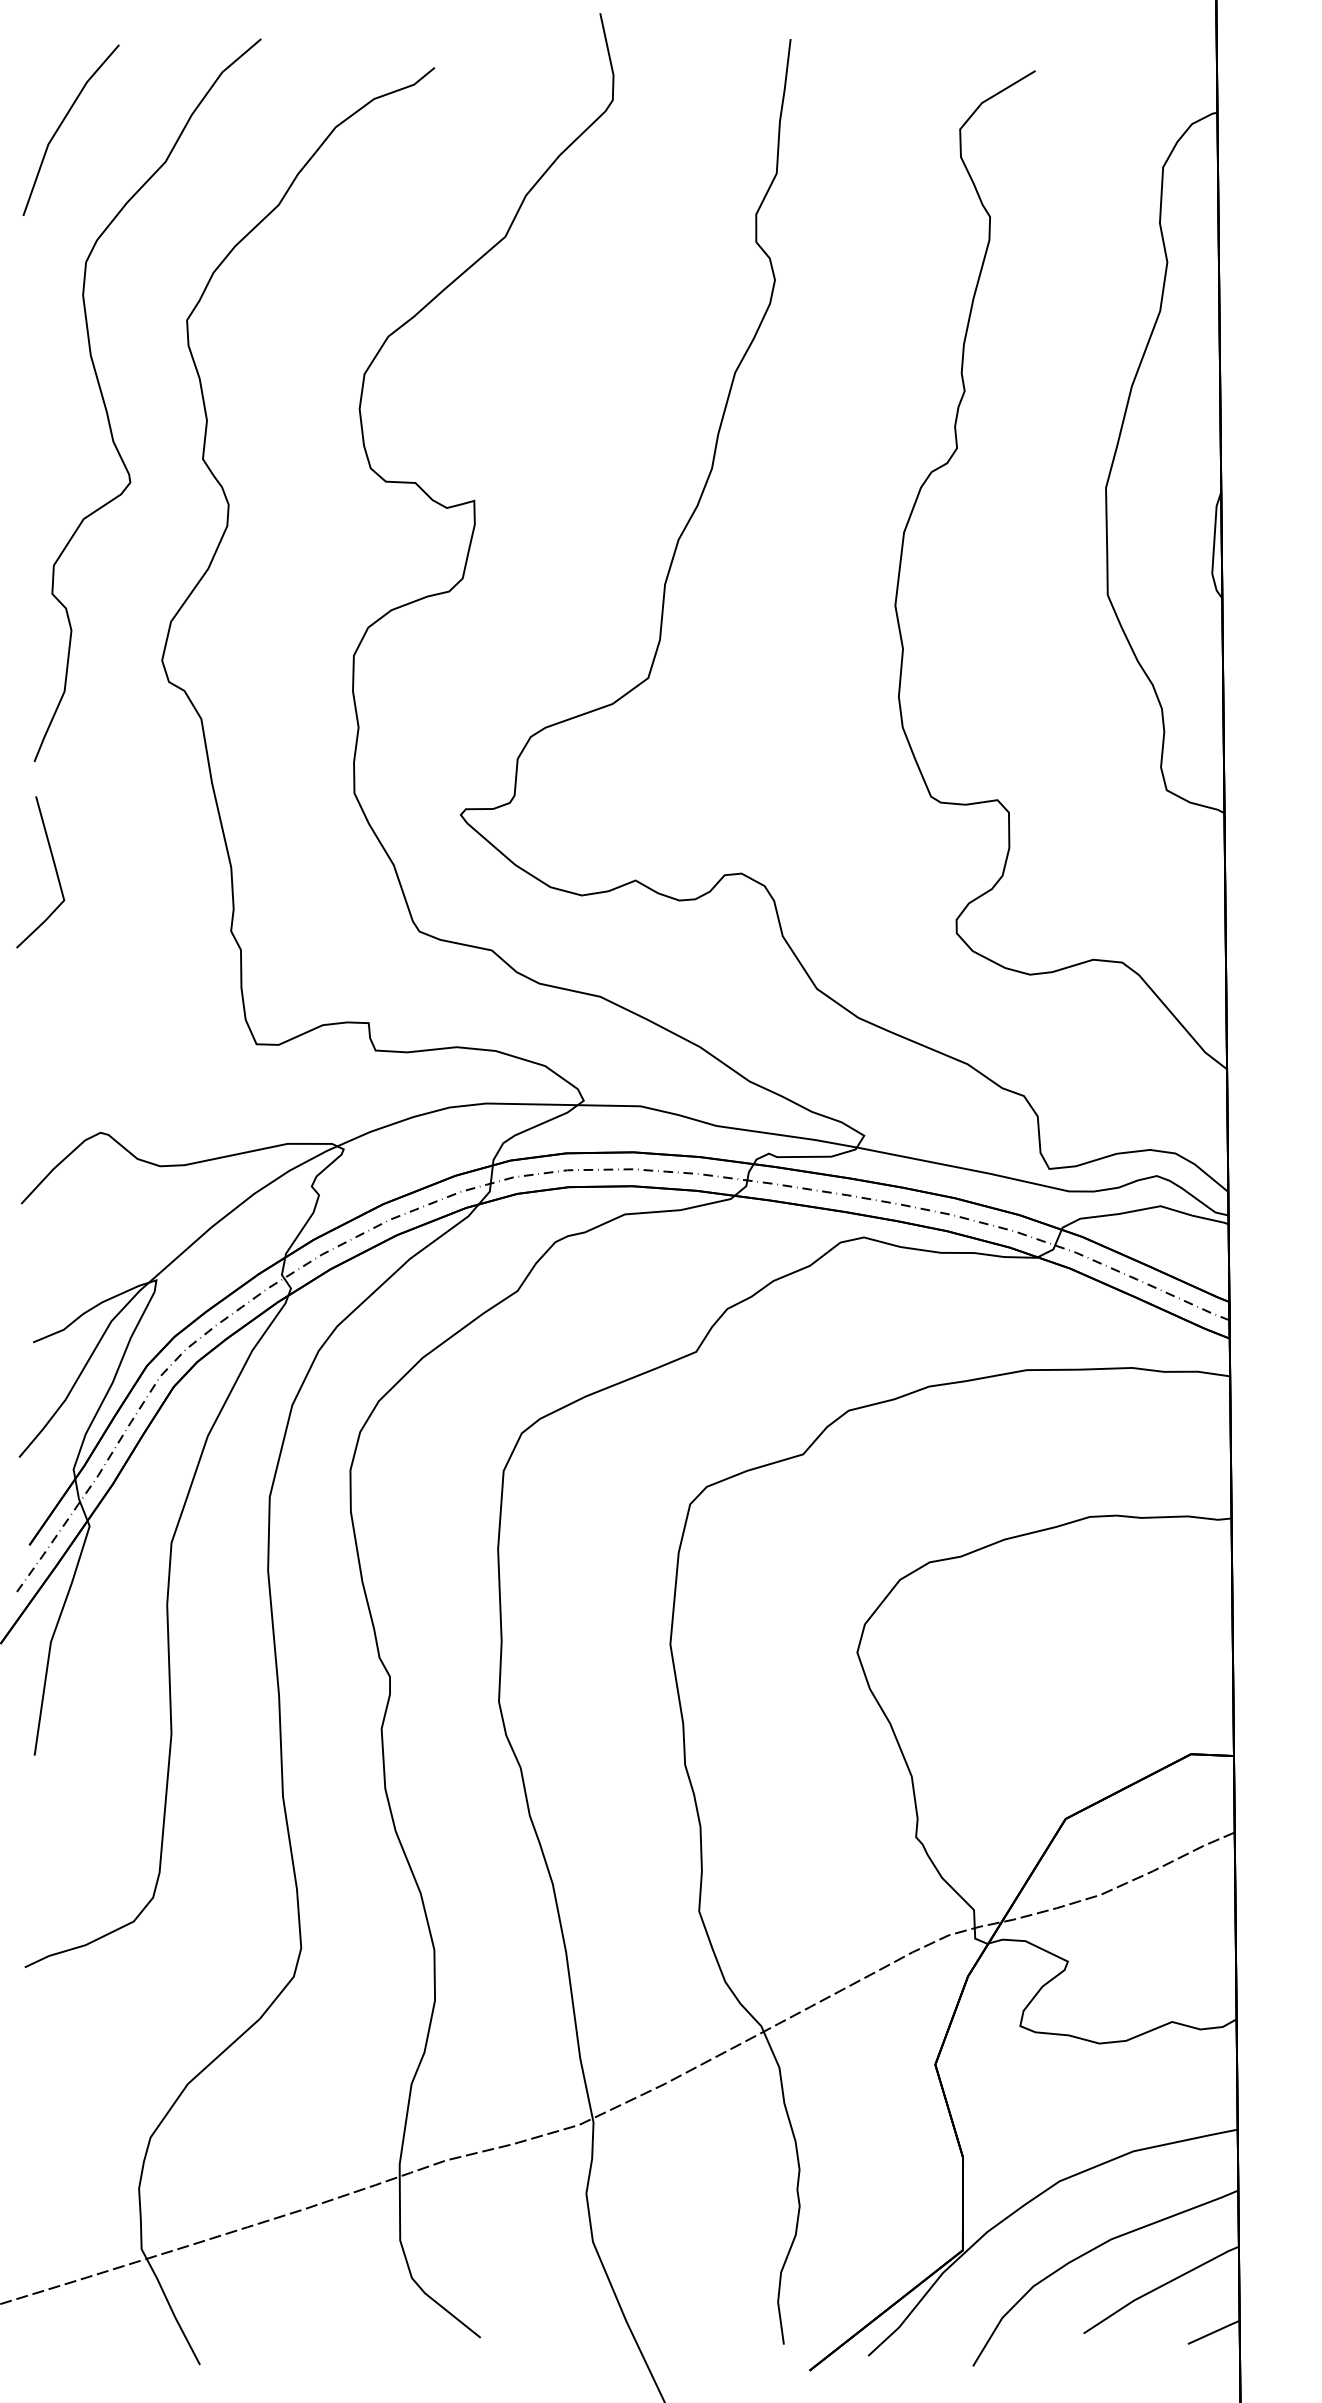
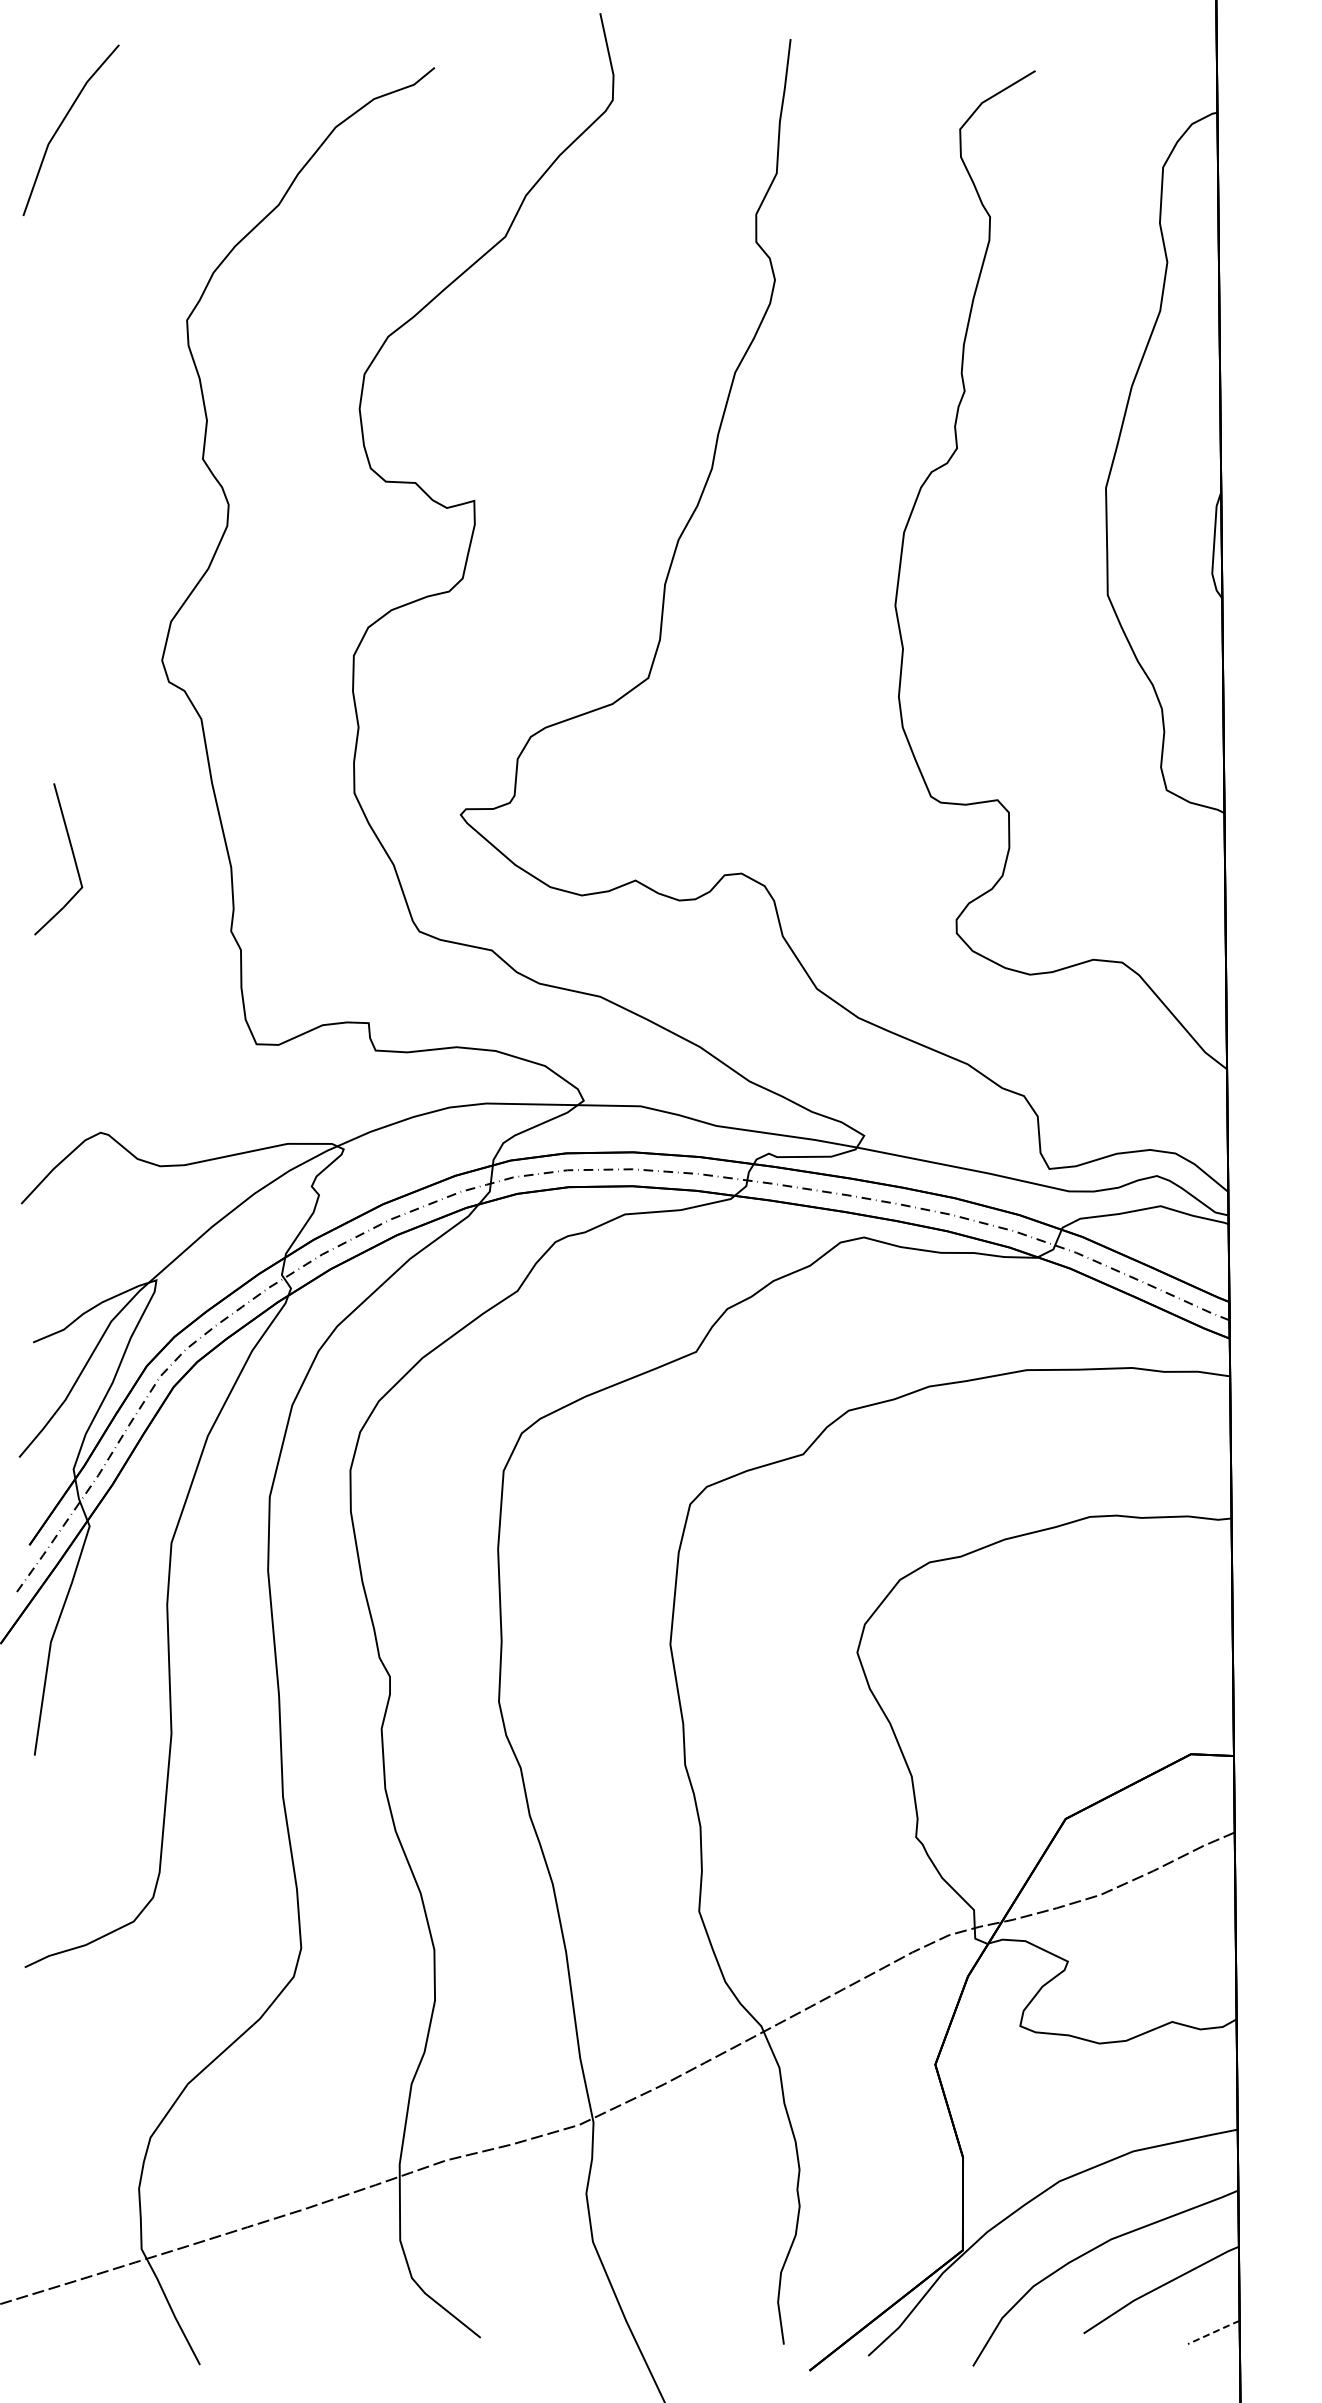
curve: present -> none (108, 413)
line position: (54, 868) -> (72, 855) (72, 855)
line: solid -> dashed (1214, 2332)
